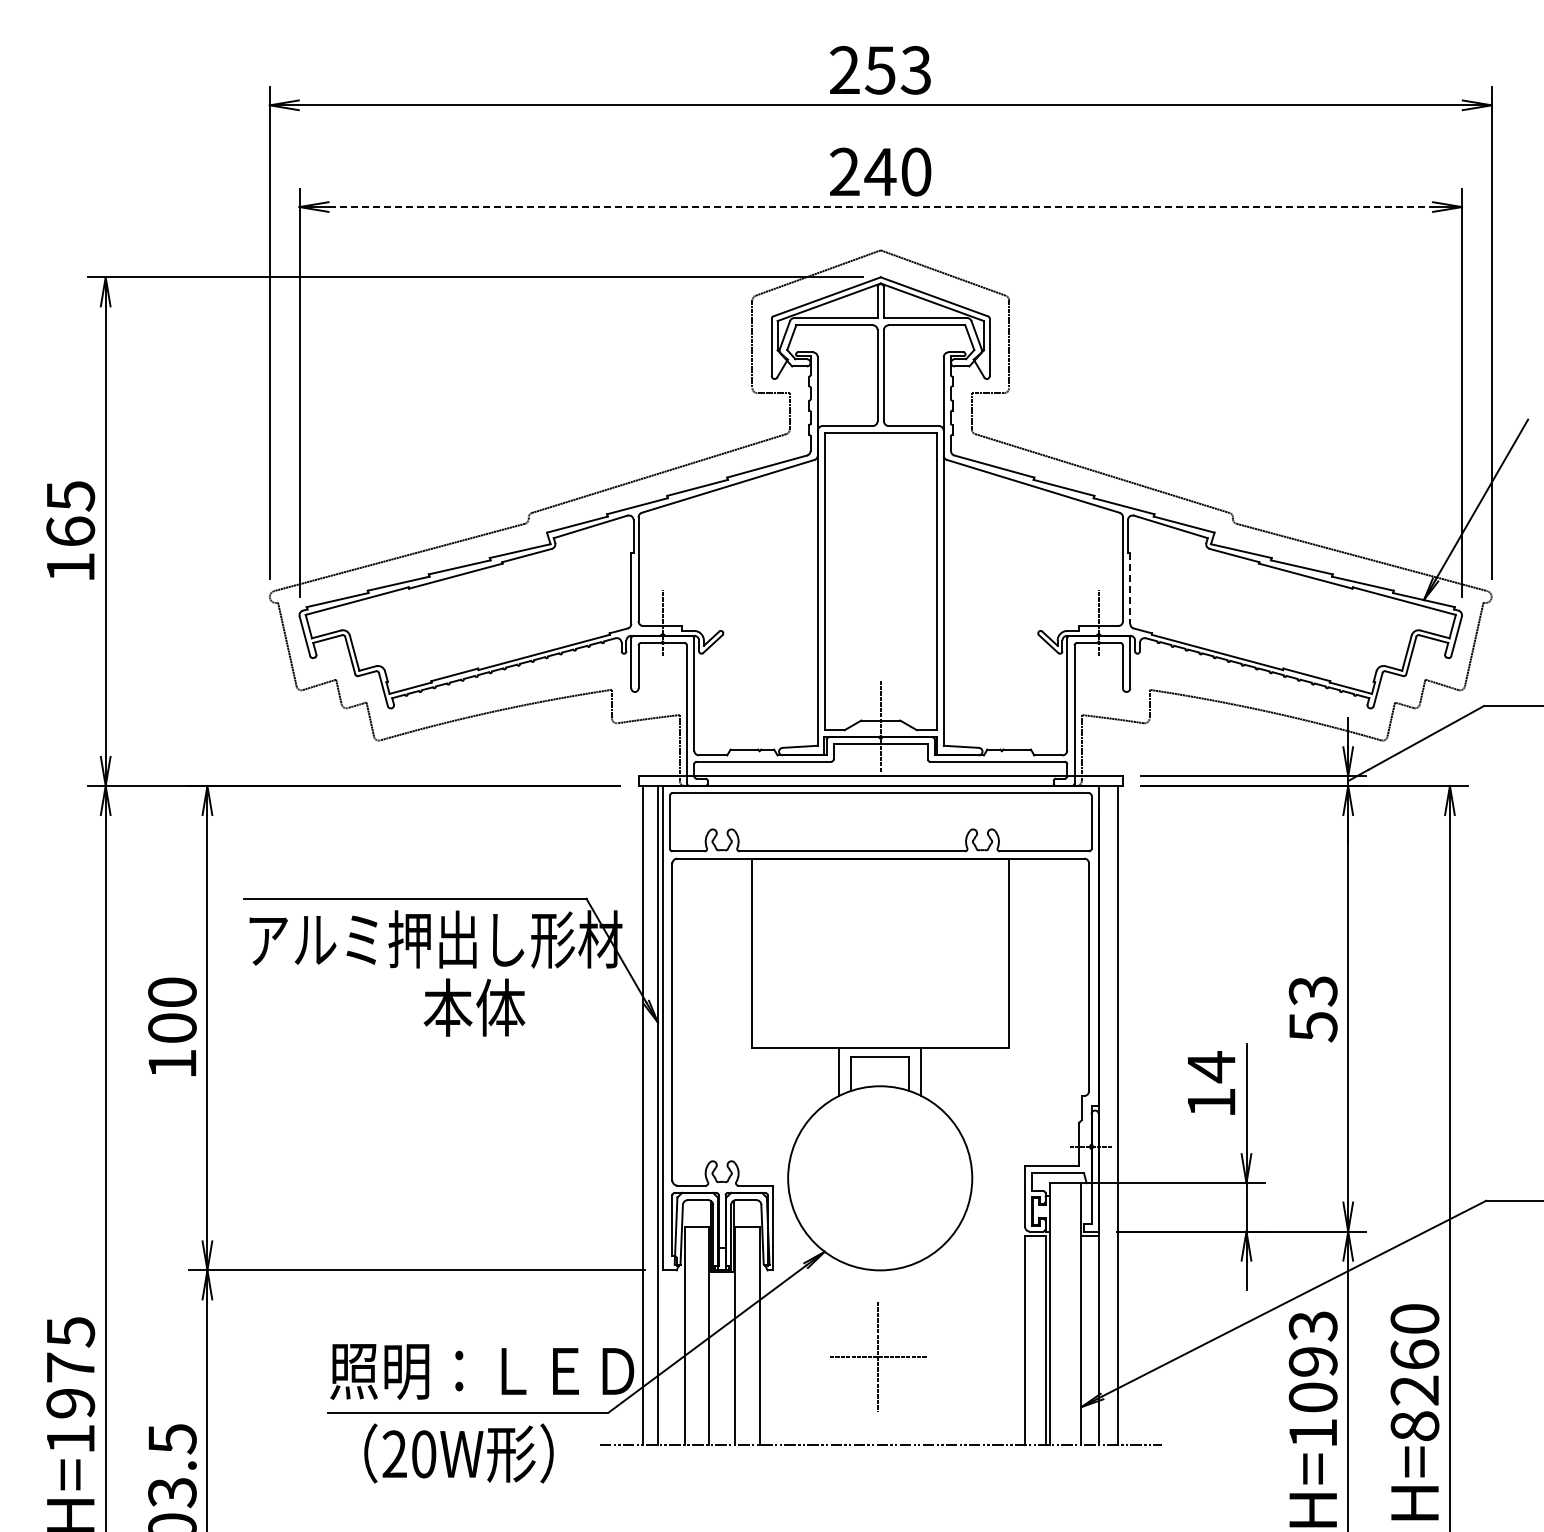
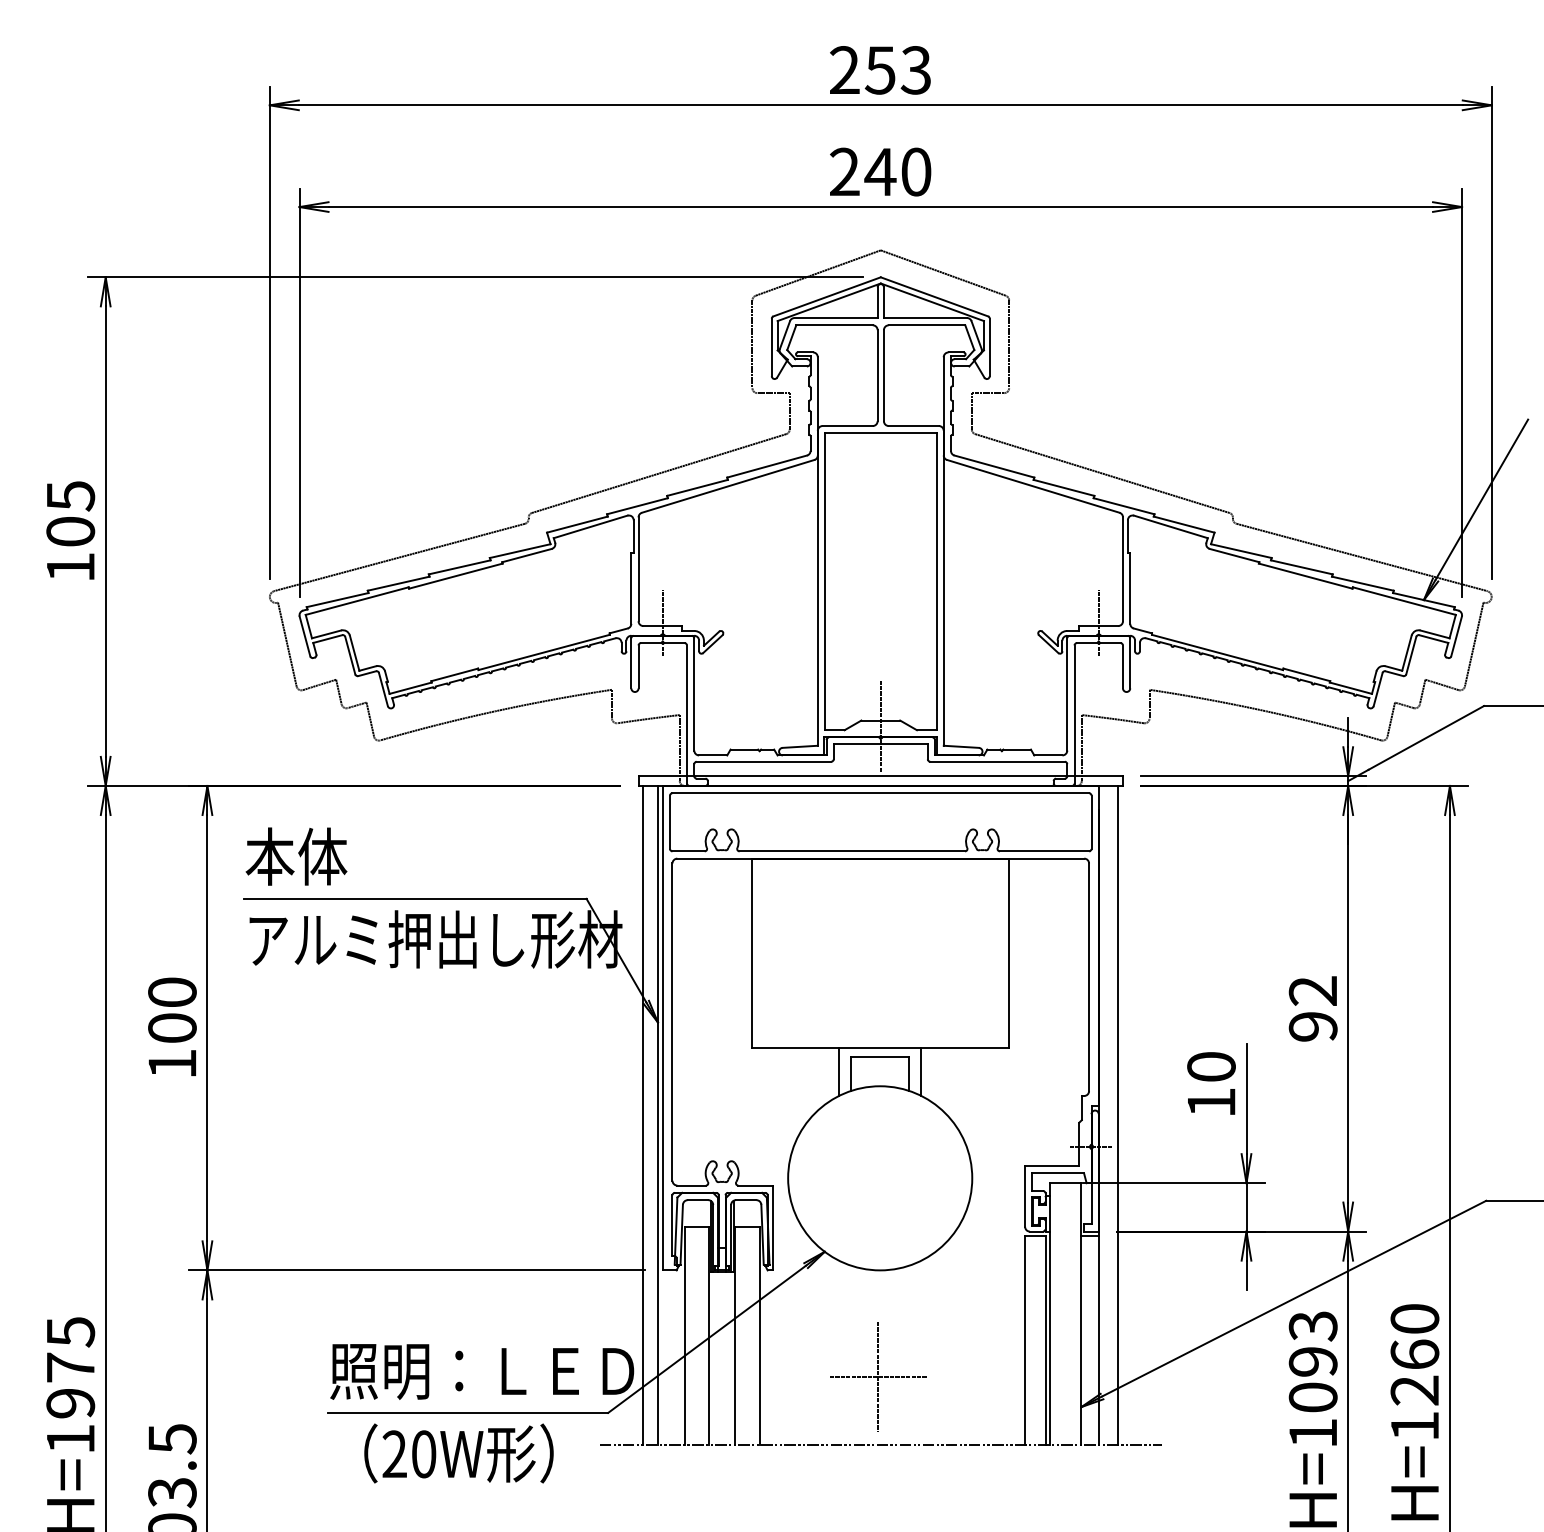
line: dashed -> solid (881, 207)
text: 165 -> 105 (70, 531)
line: dashed -> solid (1130, 589)
text position: (474, 1007) -> (296, 856) (296, 856)
text: 53 -> 92 (1312, 1009)
text: 14 -> 10 (1211, 1067)
part position: (878, 1356) -> (878, 1376) (878, 1376)
text: H=8260 -> H=1260 (1414, 1426)
